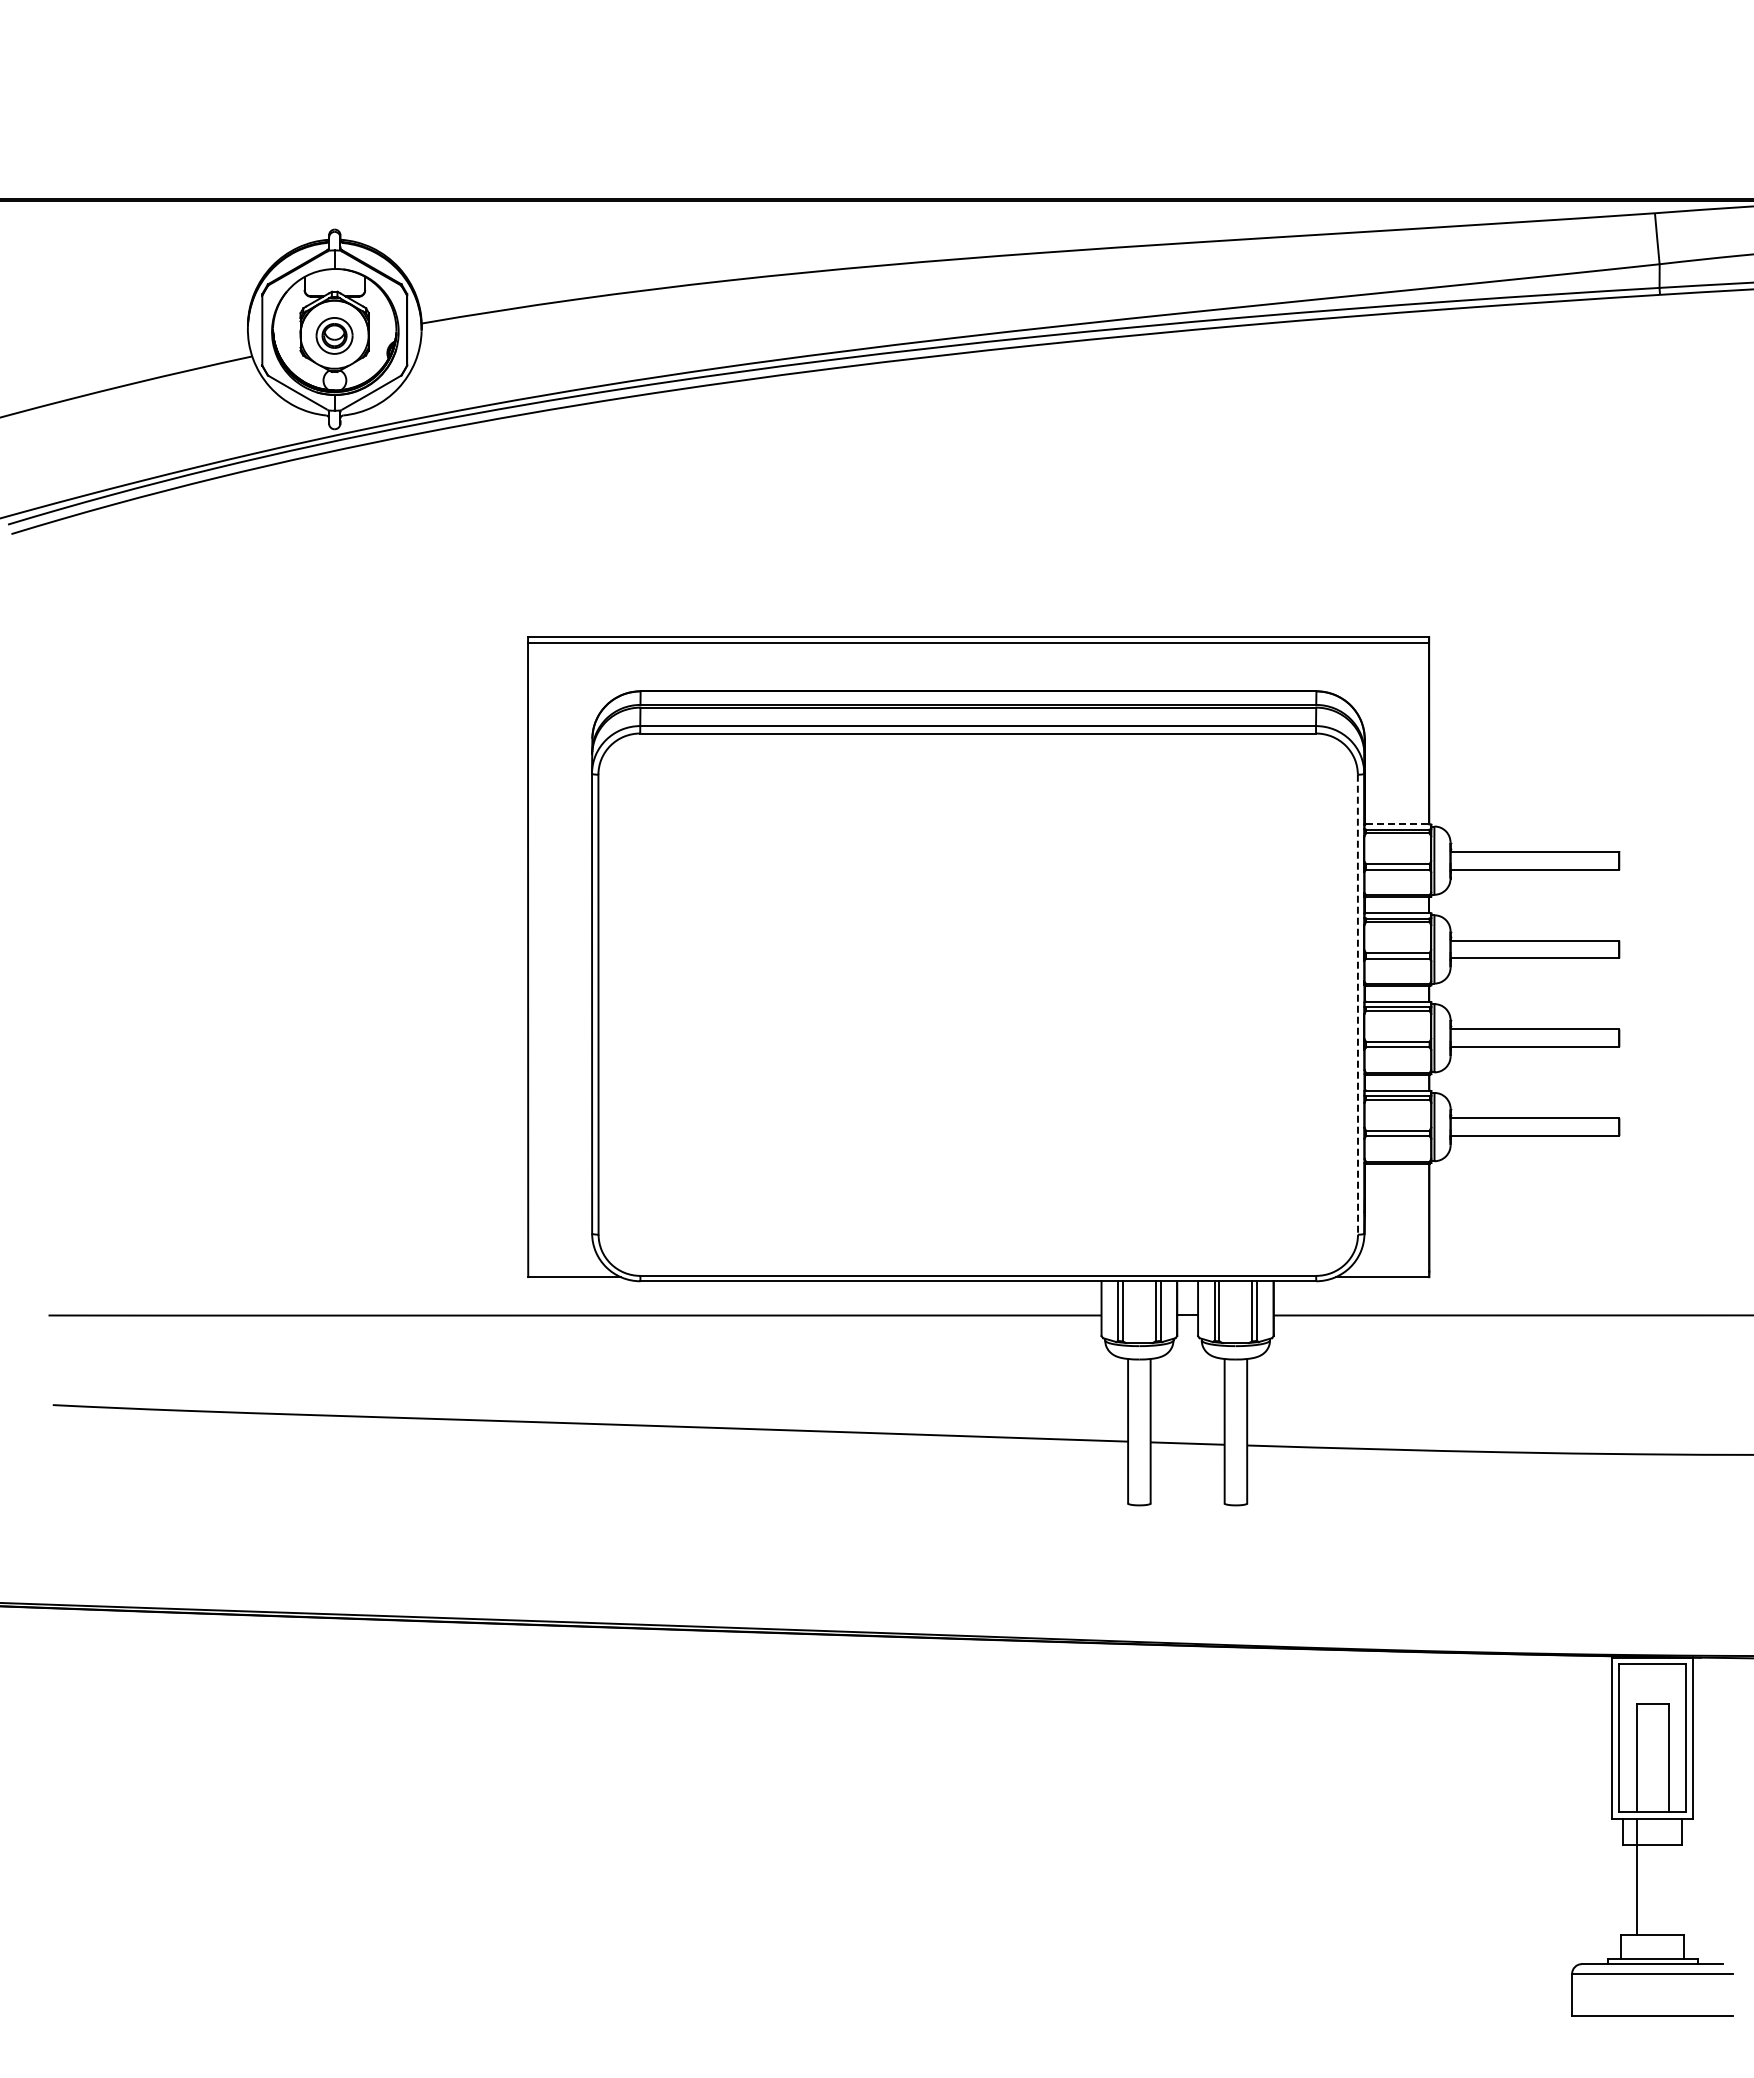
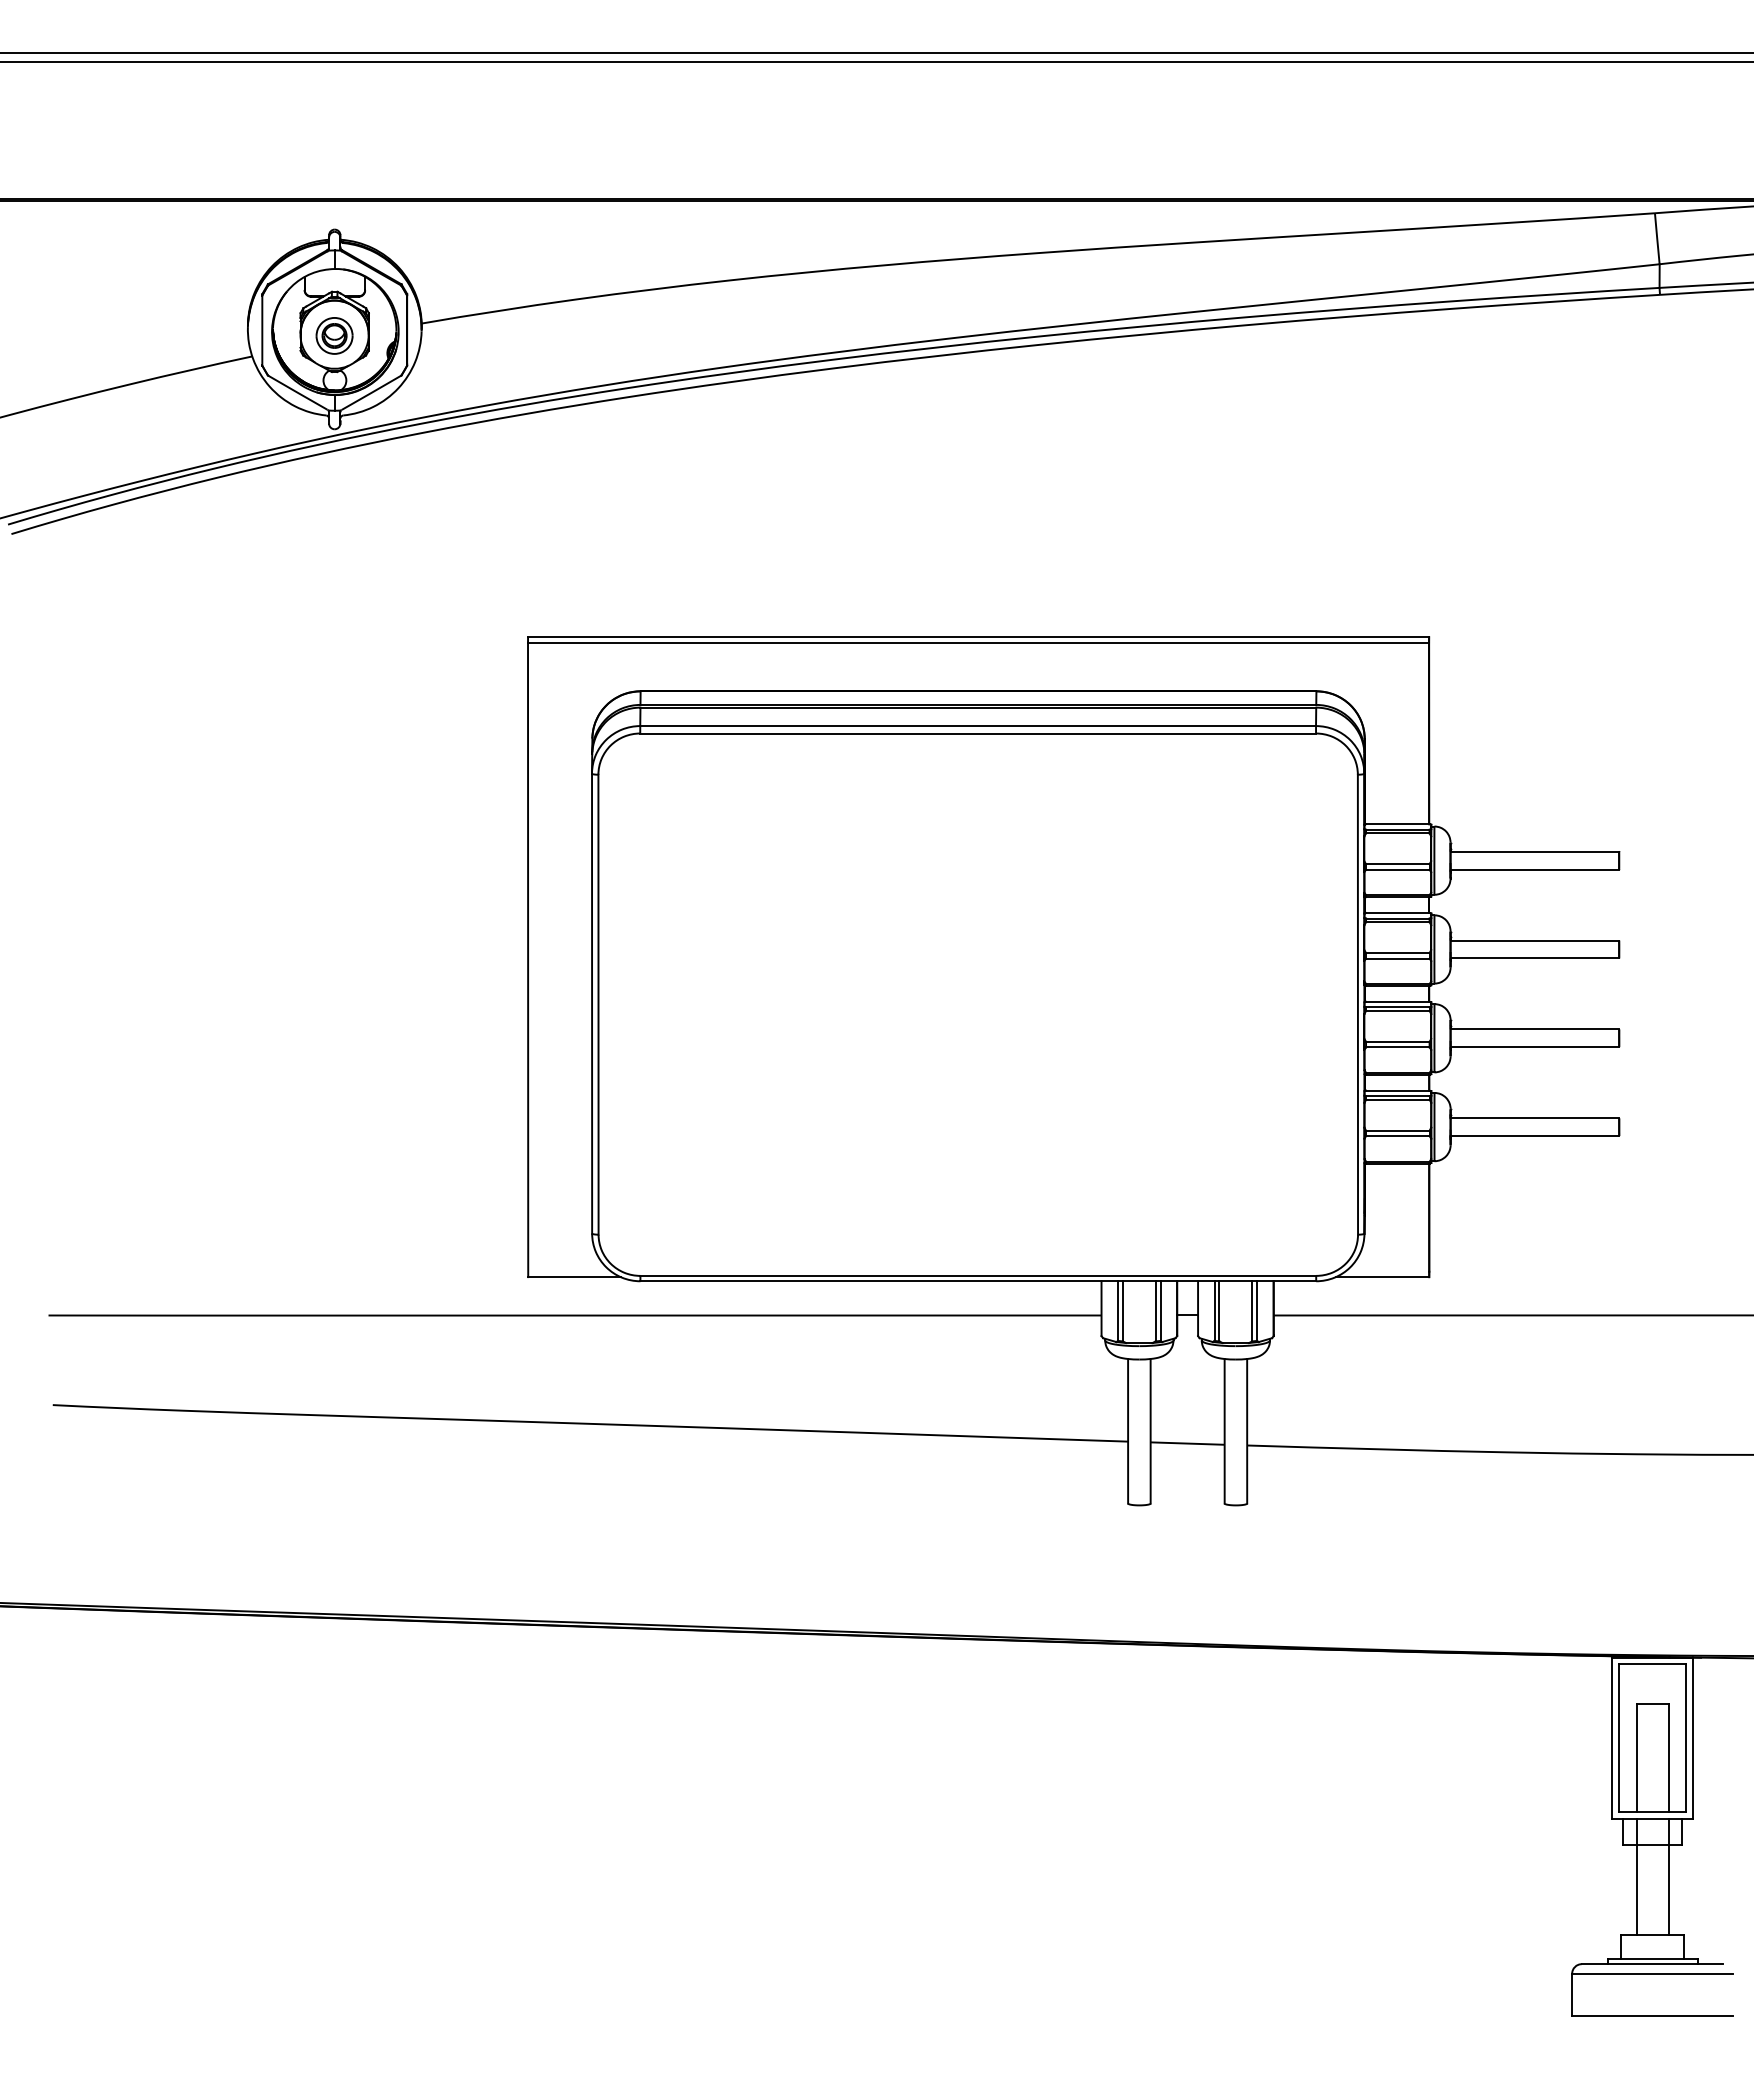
line: none -> present (876, 52)
line: none -> present (876, 62)
line: dashed -> solid (1397, 824)
line: dashed -> solid (1357, 1004)
line: none -> present (1668, 1876)
